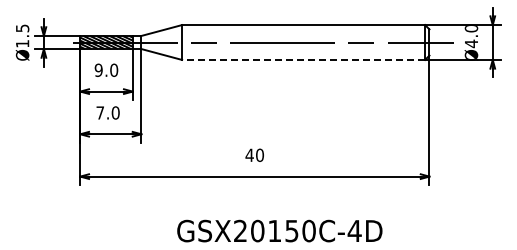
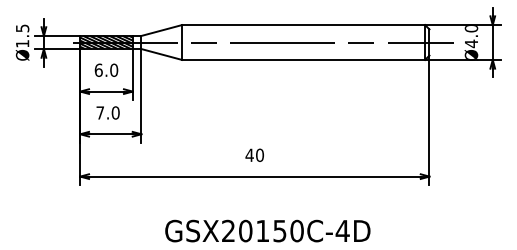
line: dashed -> solid (303, 59)
text: 9.0 -> 6.0 (98, 69)
text position: (279, 230) -> (267, 230) (267, 230)
